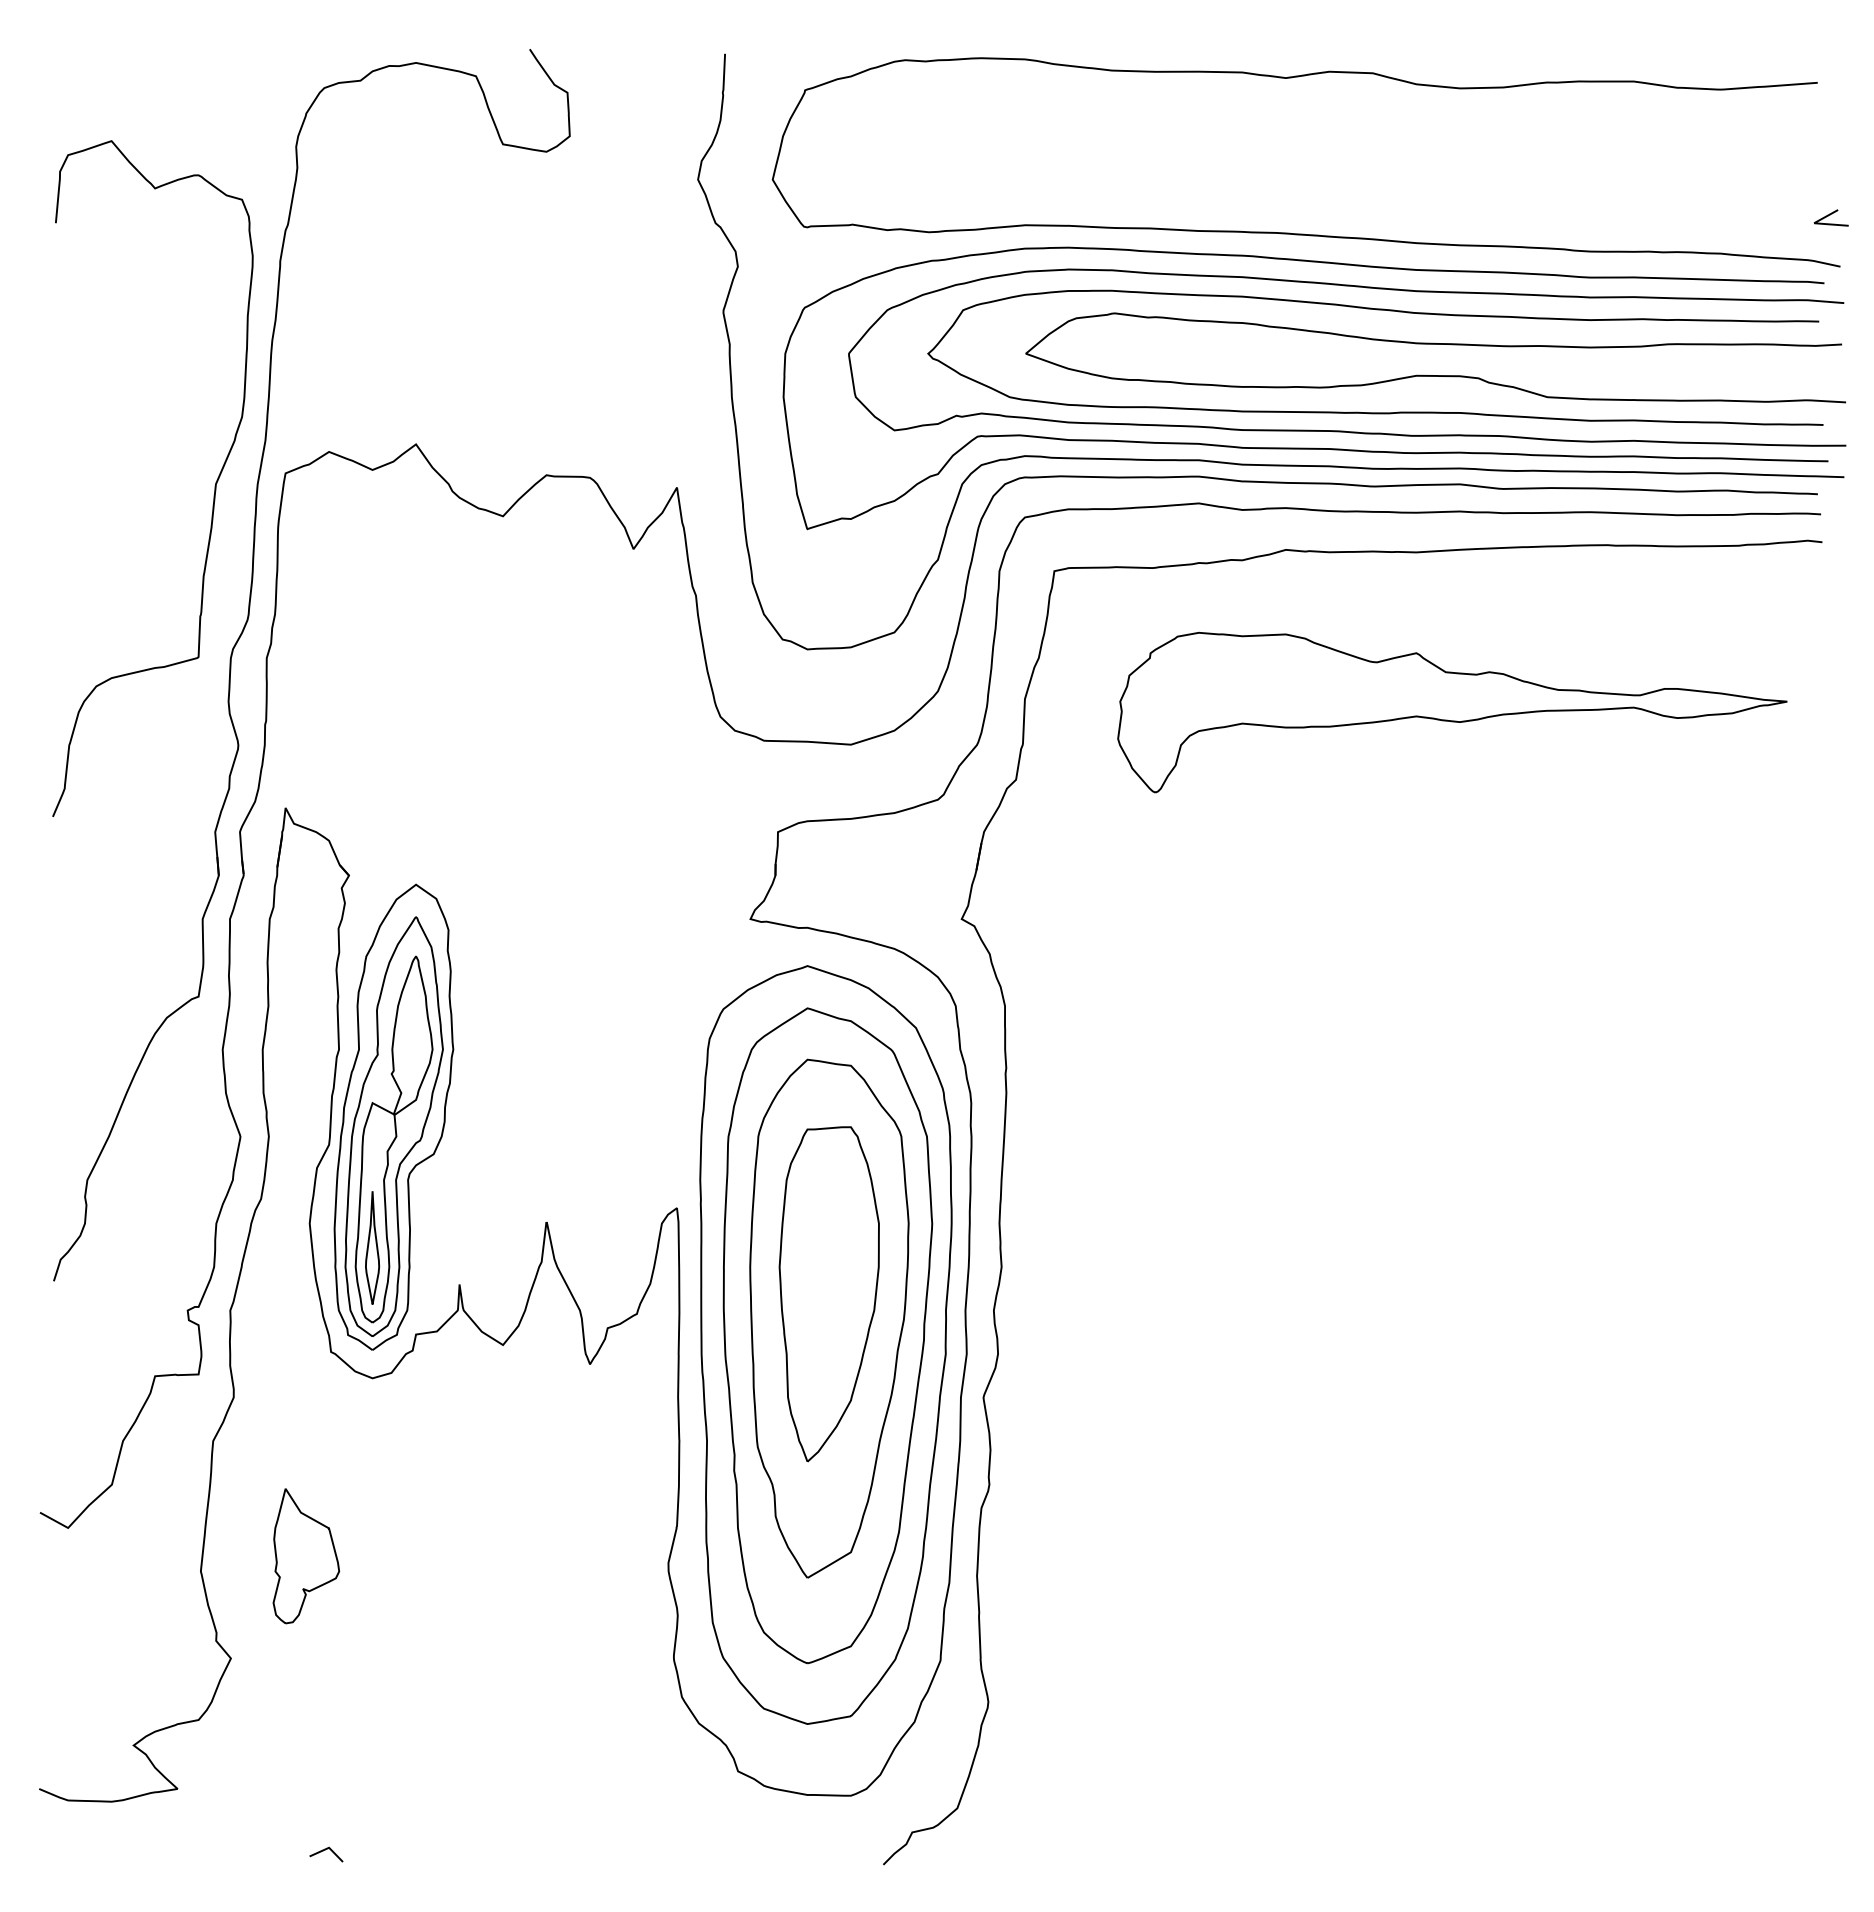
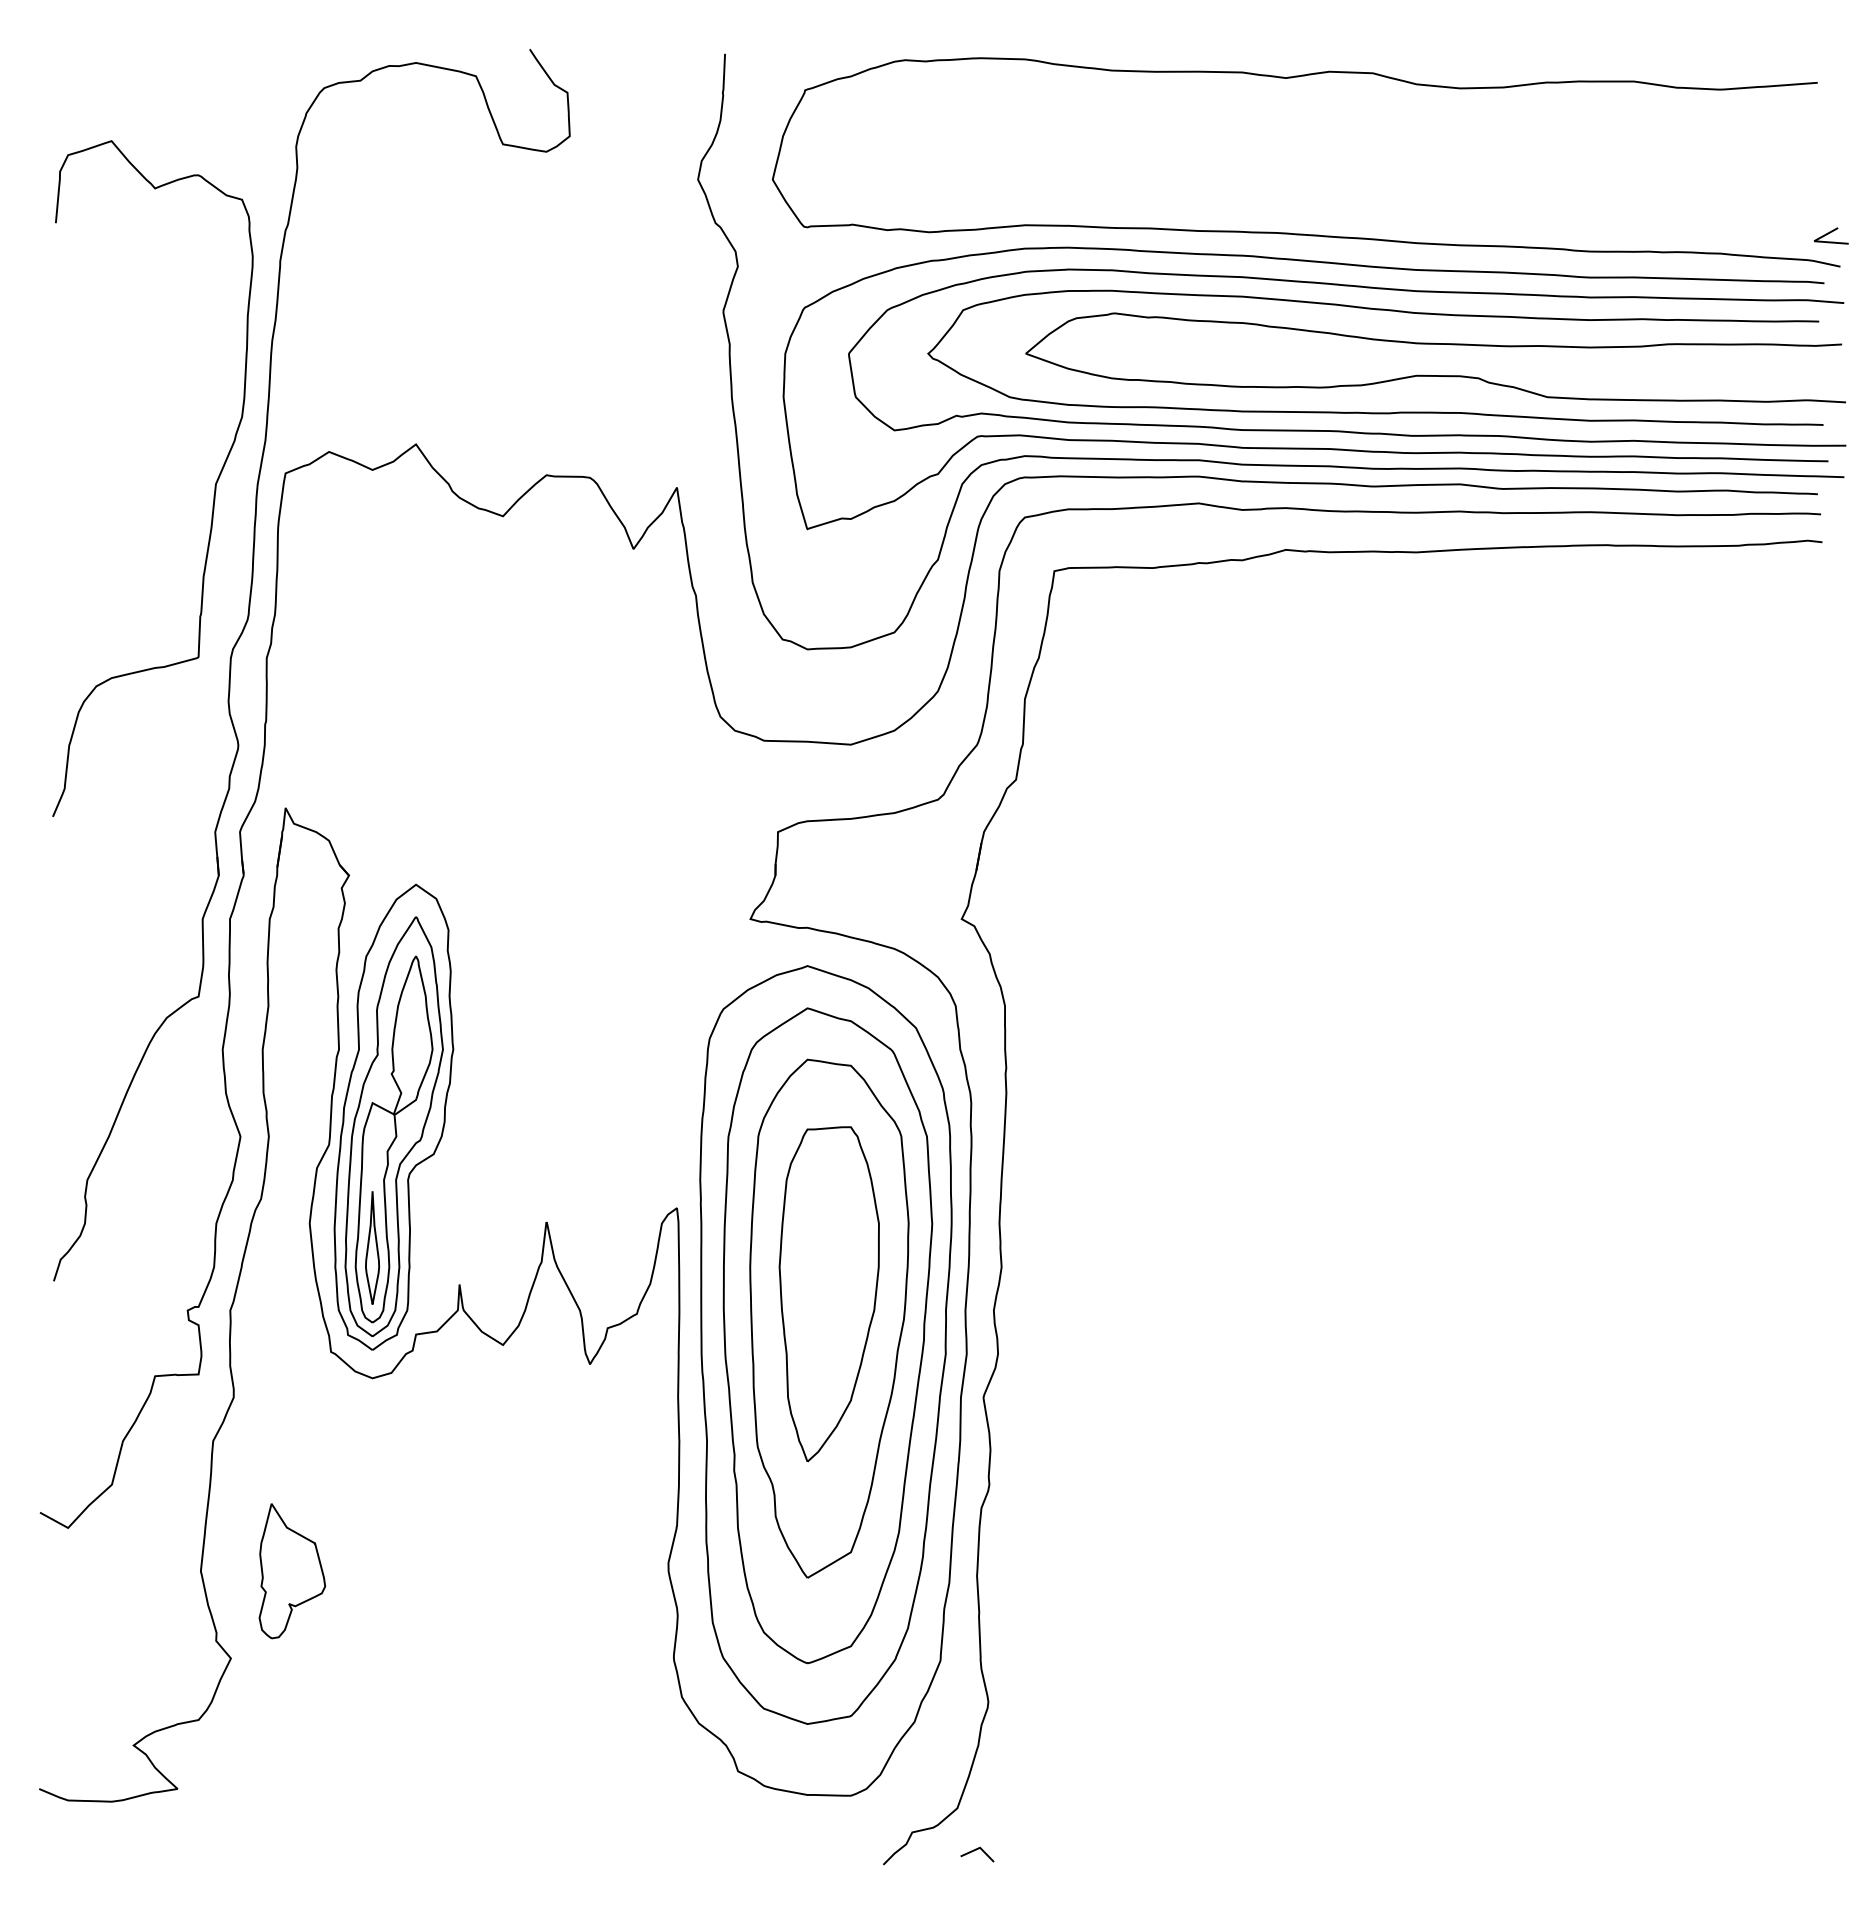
line position: (1830, 215) -> (1830, 233) (1830, 233)
part: present -> none (1452, 712)
part position: (306, 1556) -> (292, 1571) (292, 1571)
line position: (325, 1850) -> (976, 1850) (976, 1850)
